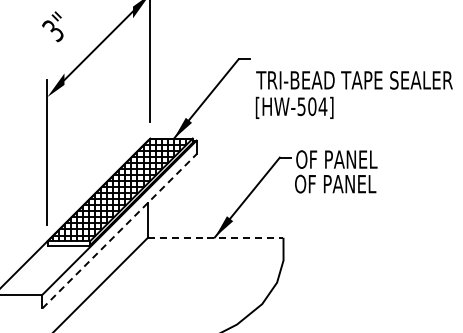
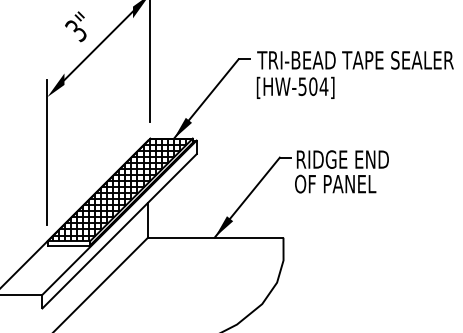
text position: (52, 26) -> (75, 26) (75, 26)
text position: (353, 94) -> (354, 74) (354, 74)
text: OF PANEL -> RIDGE END (342, 159)
line: dashed -> solid (119, 230)
line: dashed -> solid (215, 237)
